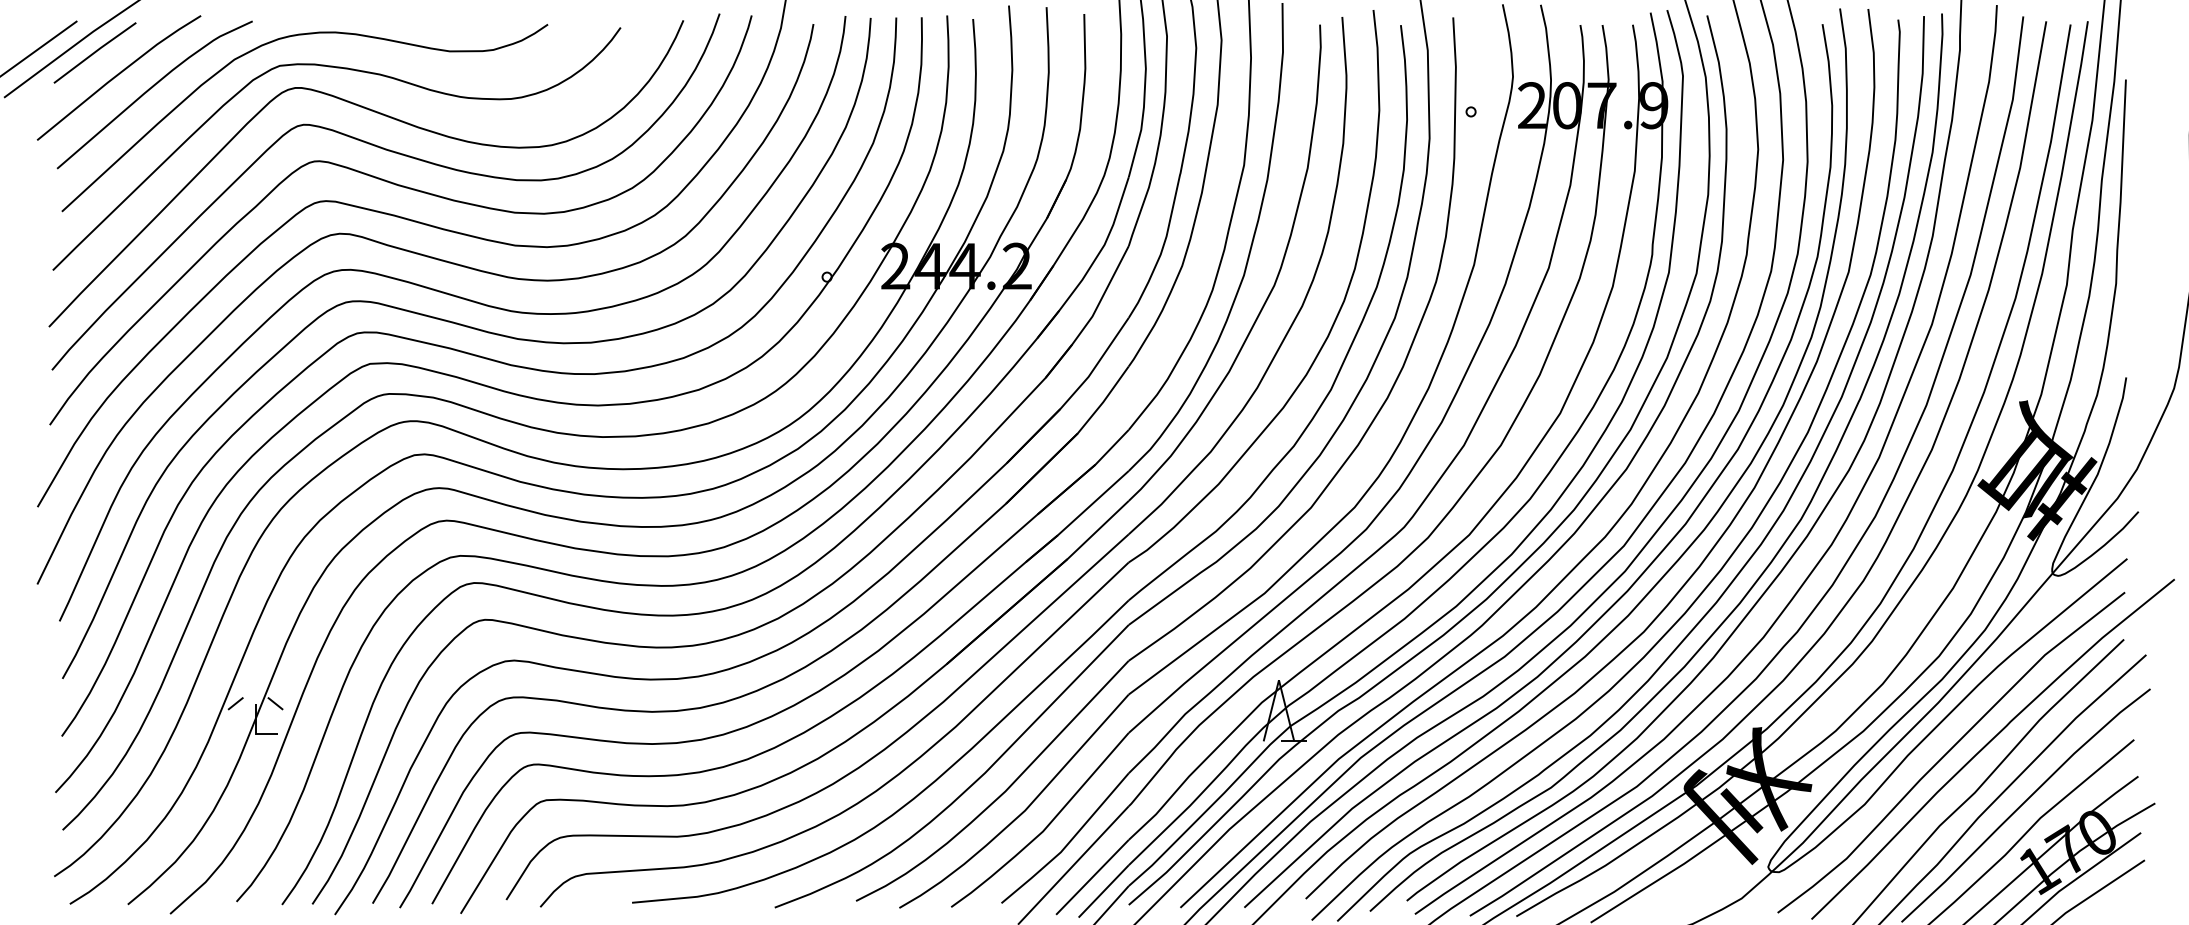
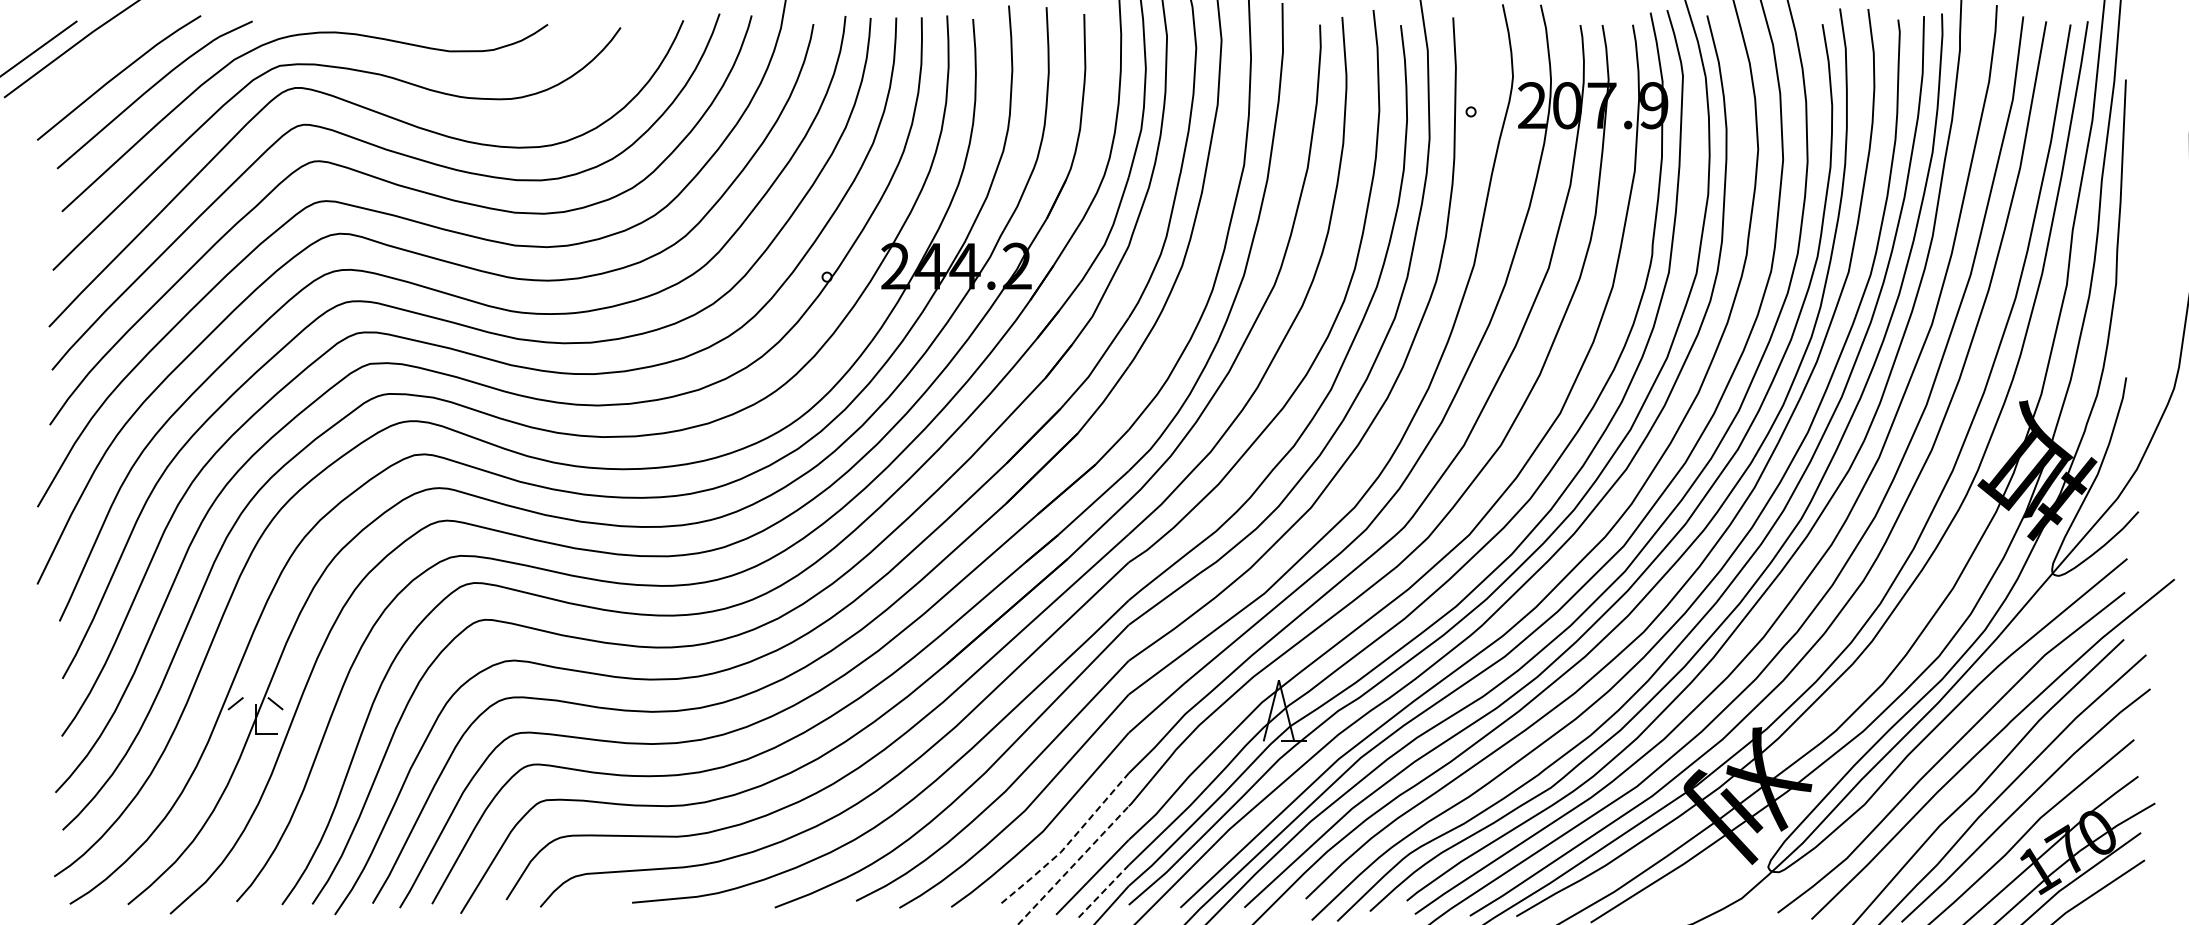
line: present -> none (94, 52)
line: solid -> dashed (1068, 843)
line: solid -> dashed (1073, 865)
line: solid -> dashed (1104, 891)
